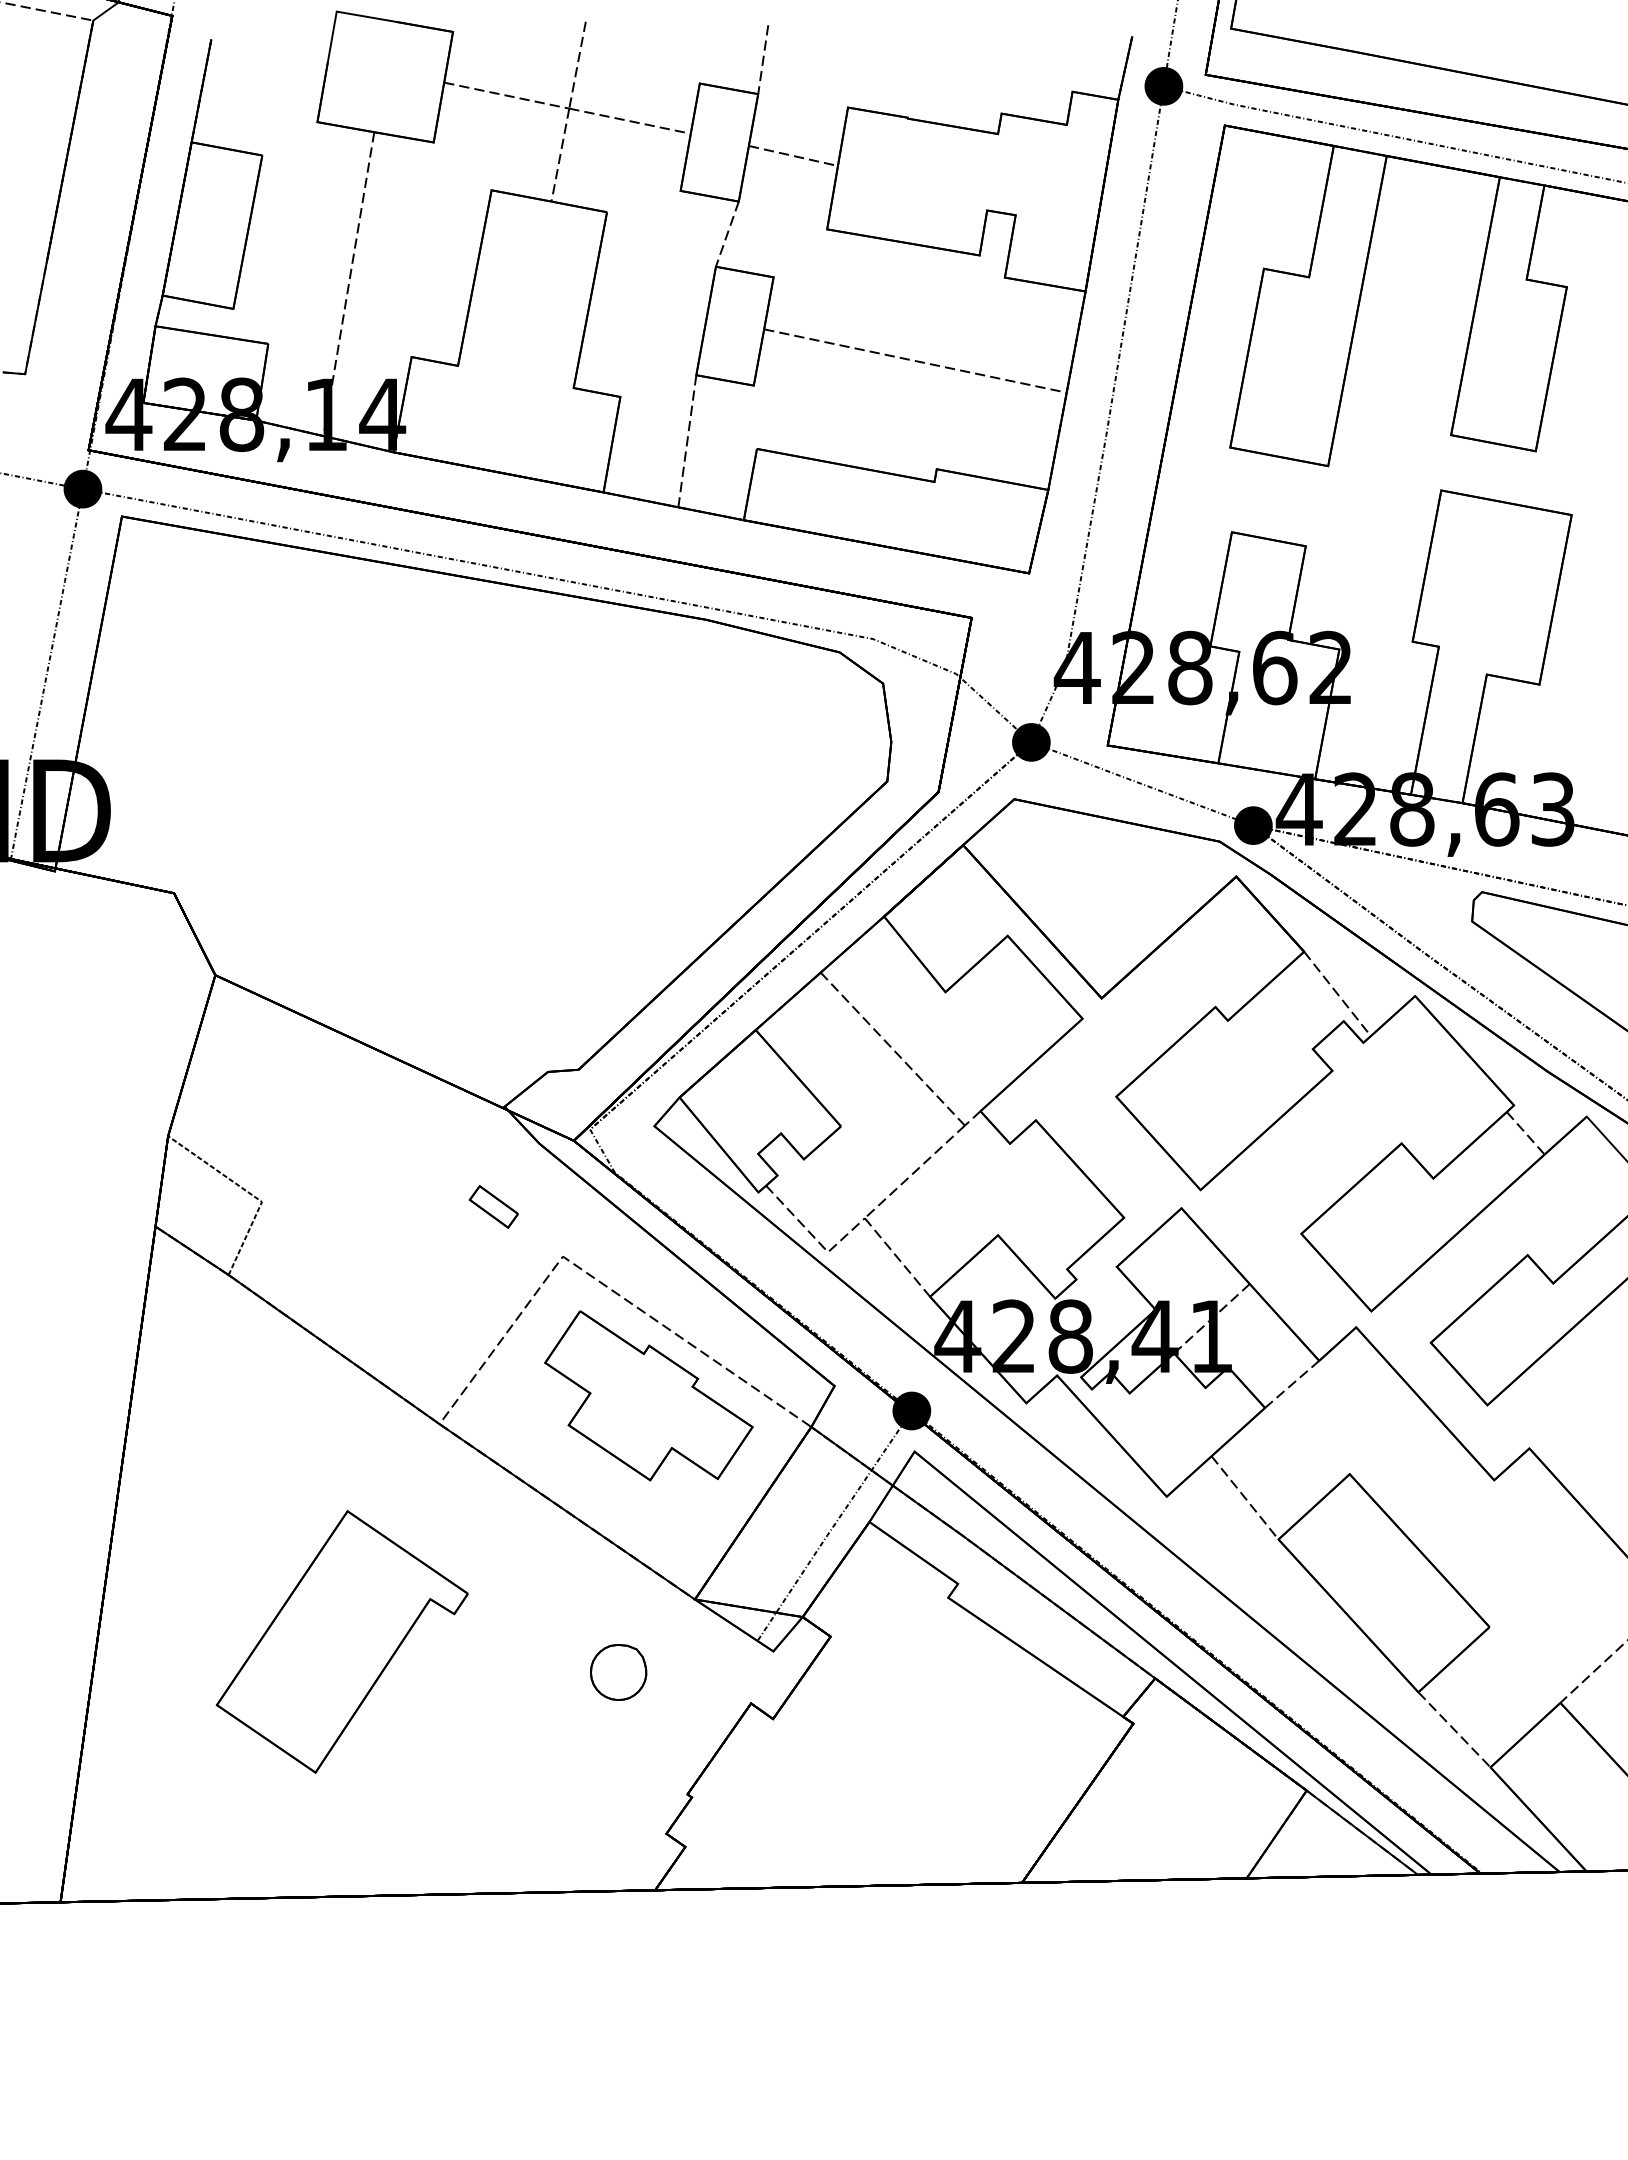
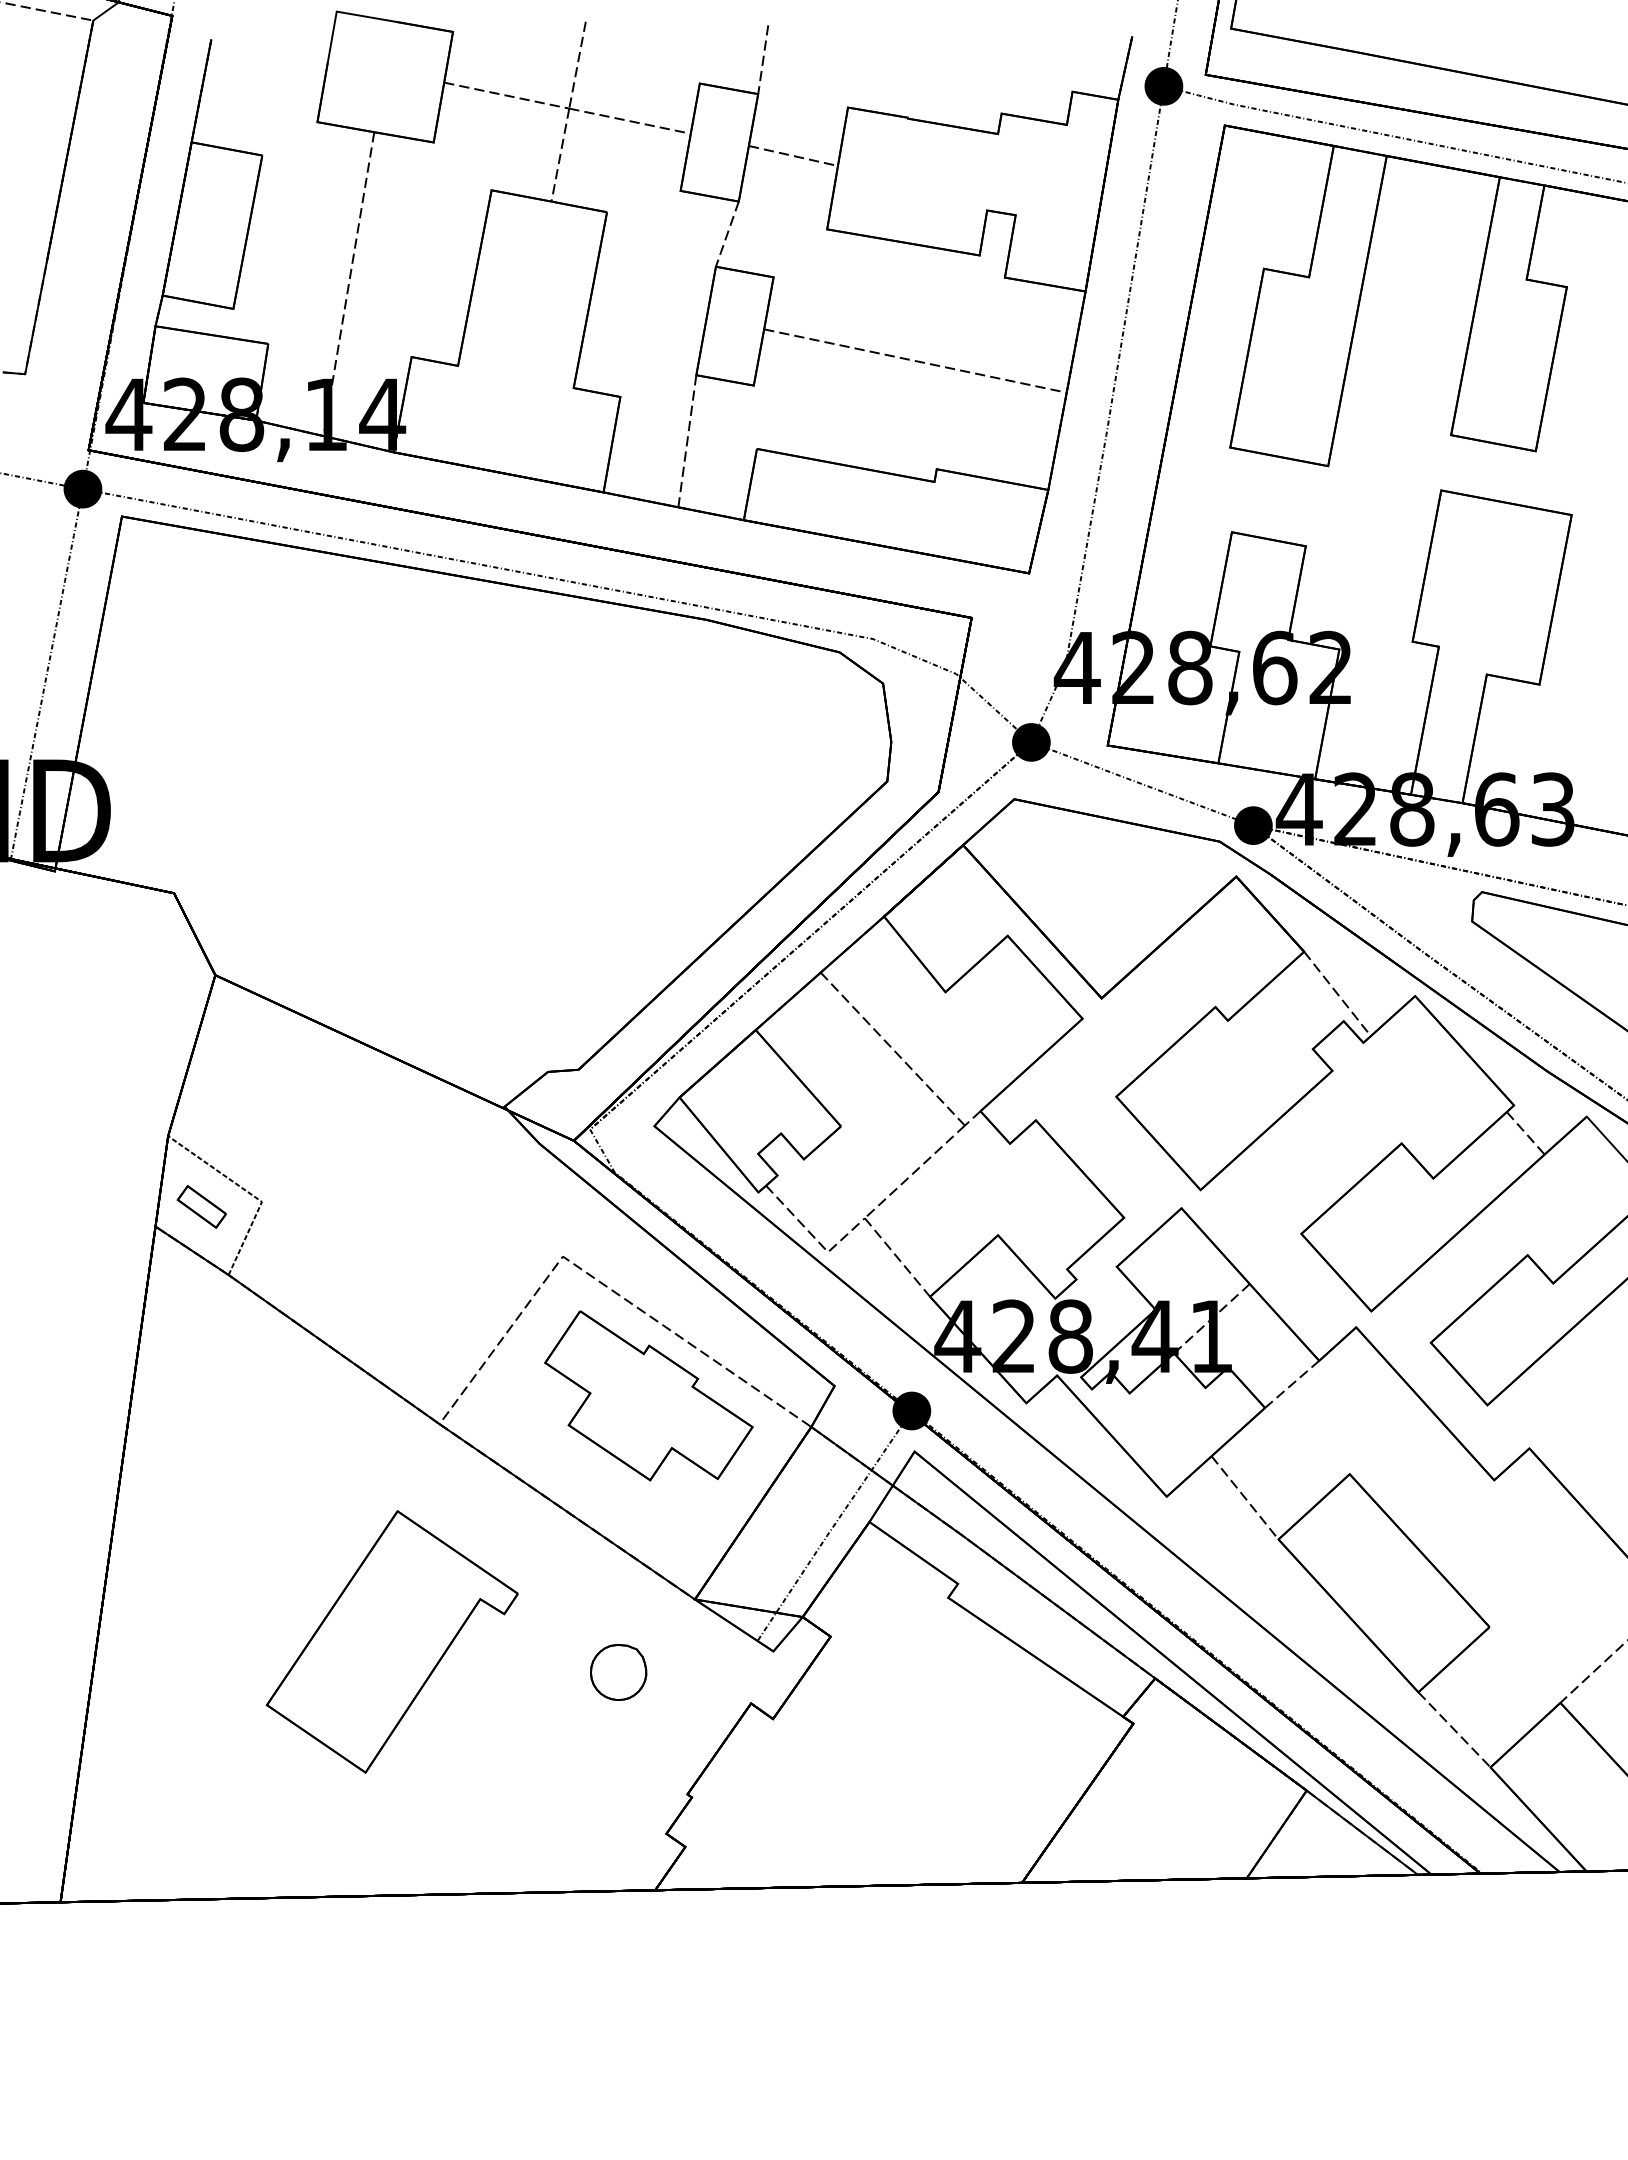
part position: (493, 1206) -> (201, 1206) (201, 1206)
part position: (341, 1641) -> (391, 1641) (391, 1641)
